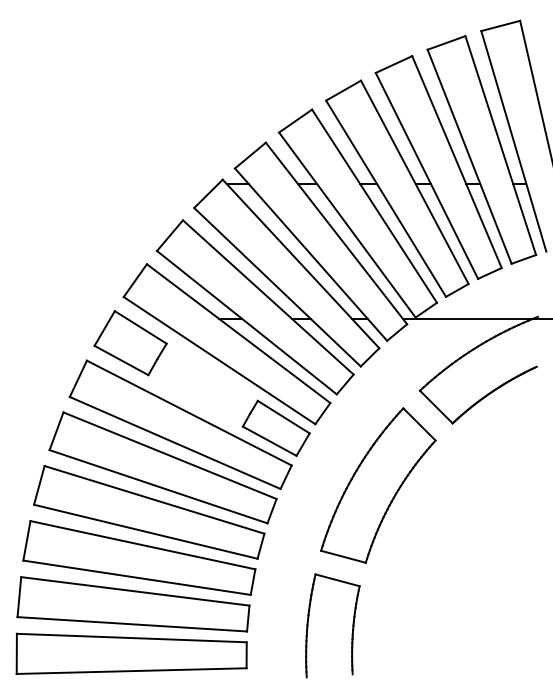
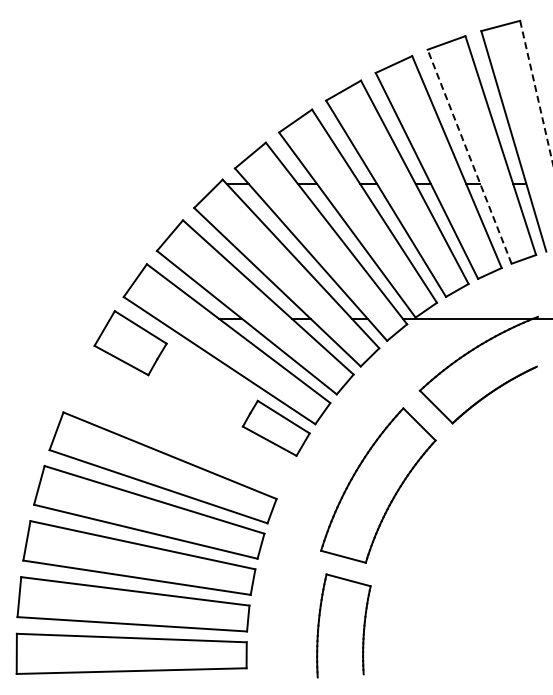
line: solid -> dashed (536, 92)
line: solid -> dashed (469, 156)
part: present -> none (180, 424)
part position: (352, 625) -> (363, 625) (363, 625)
